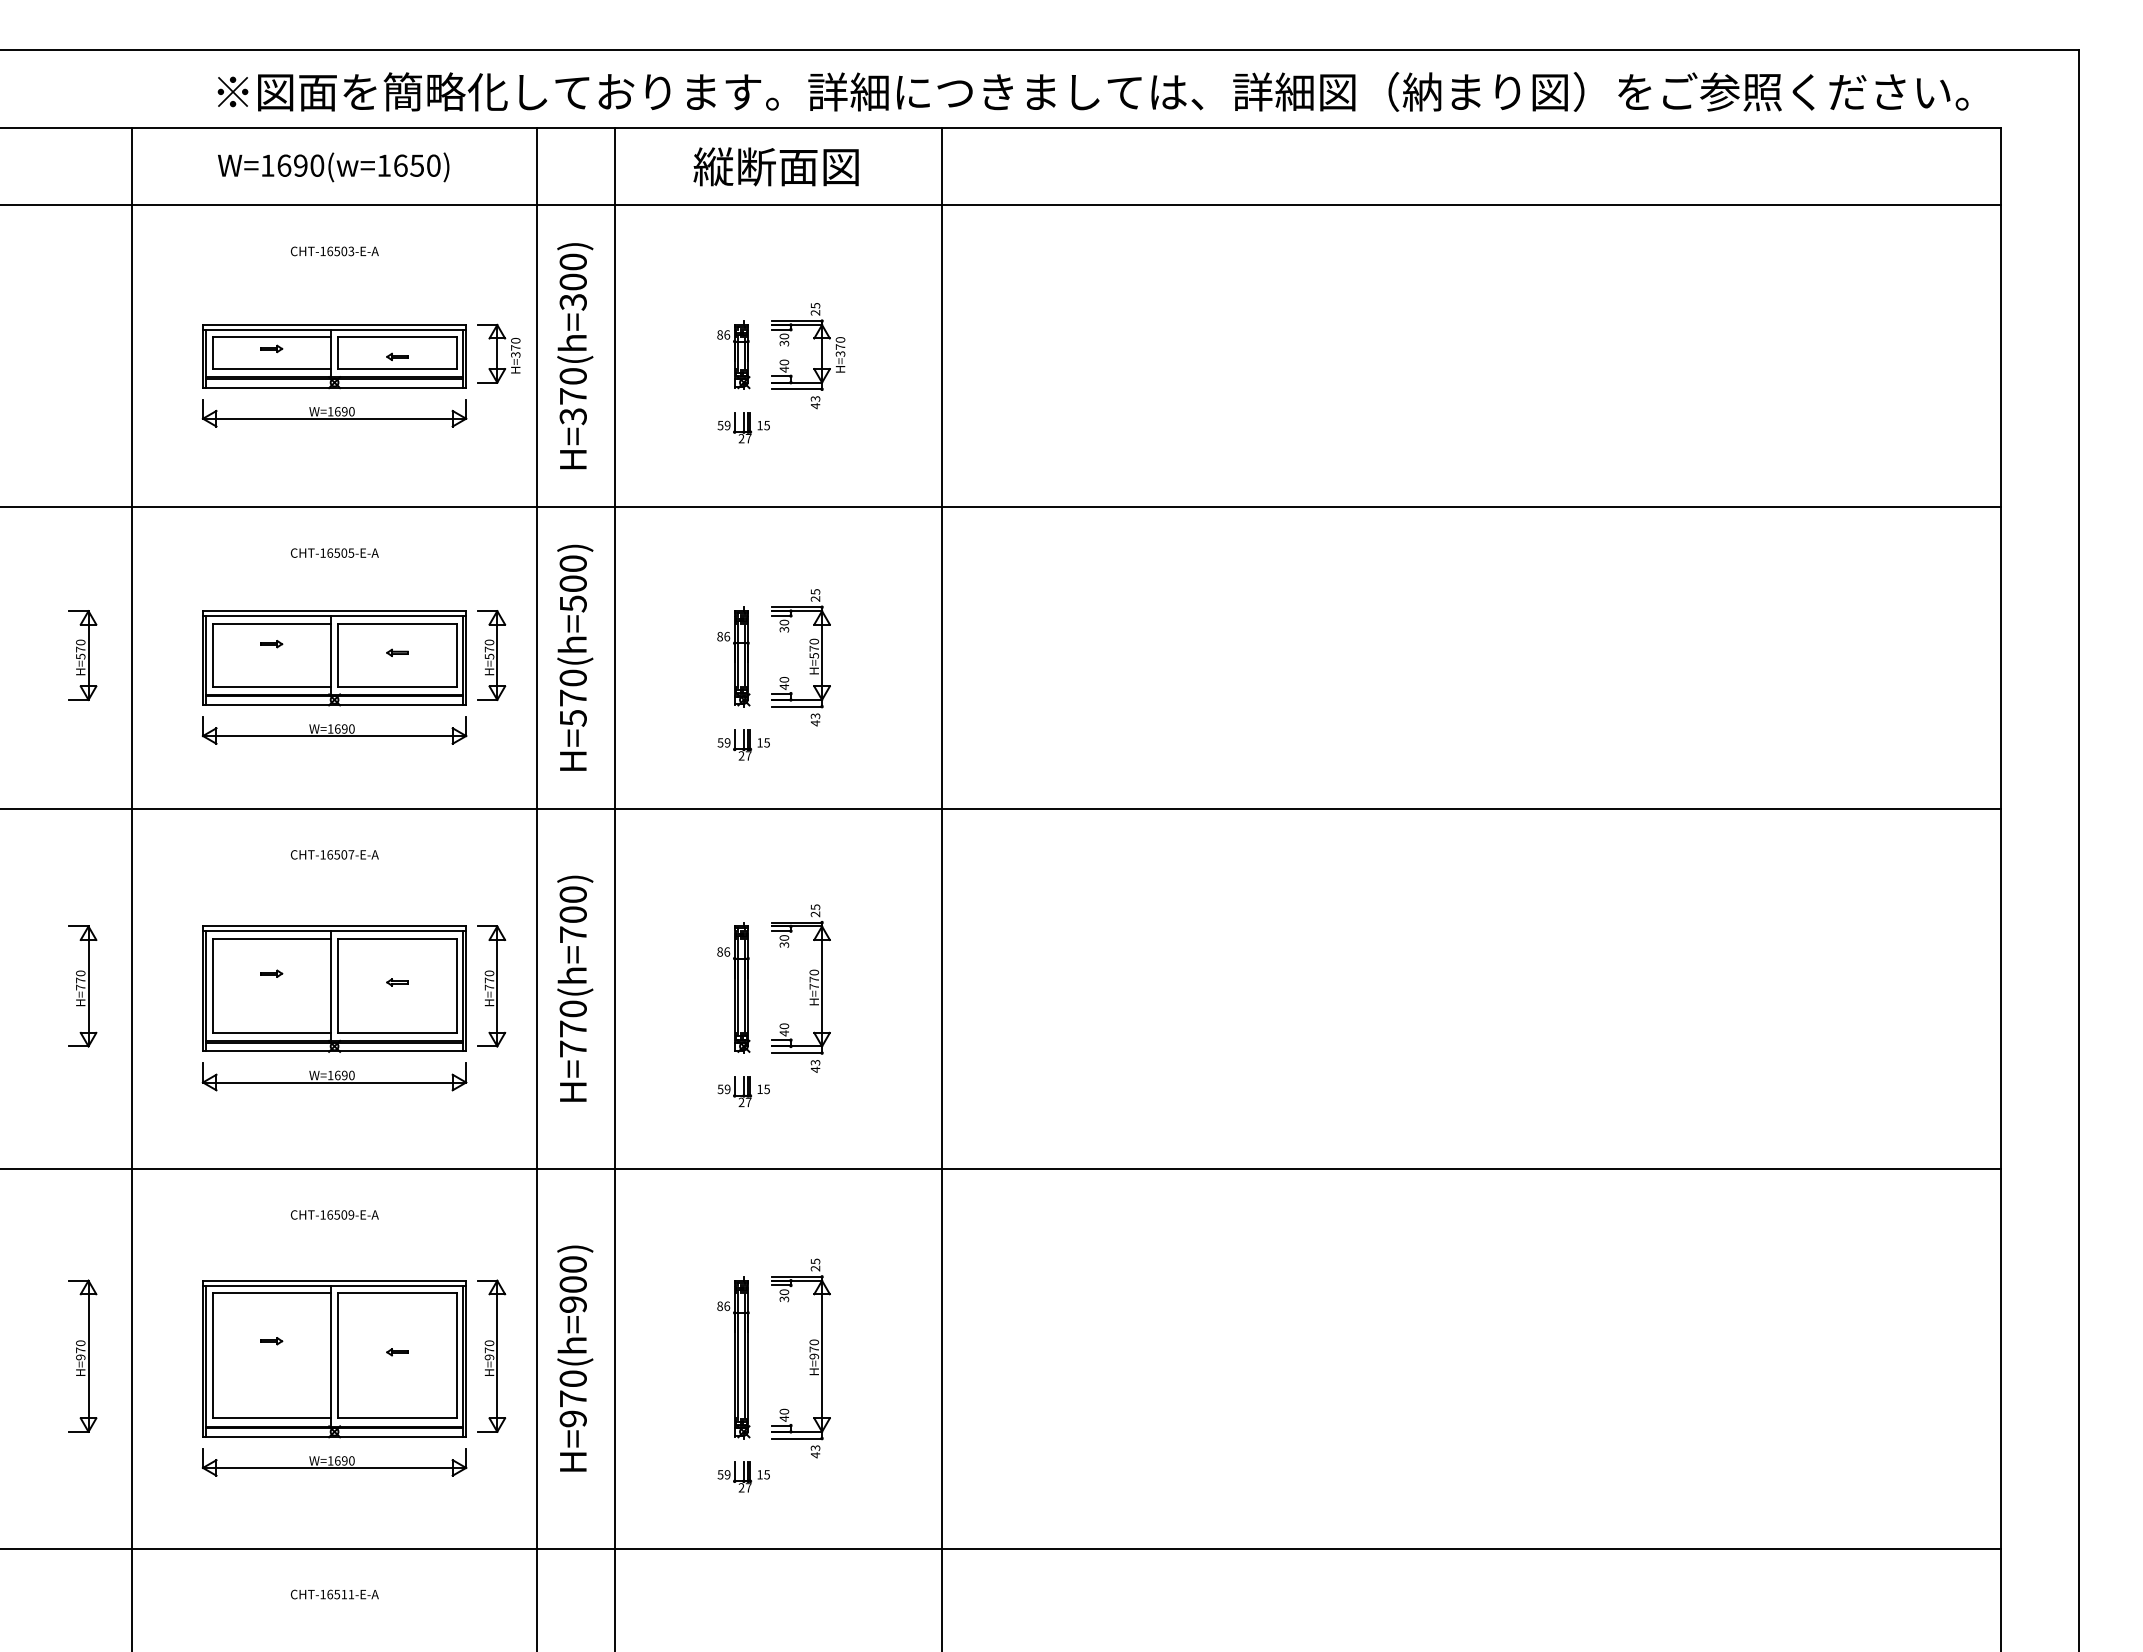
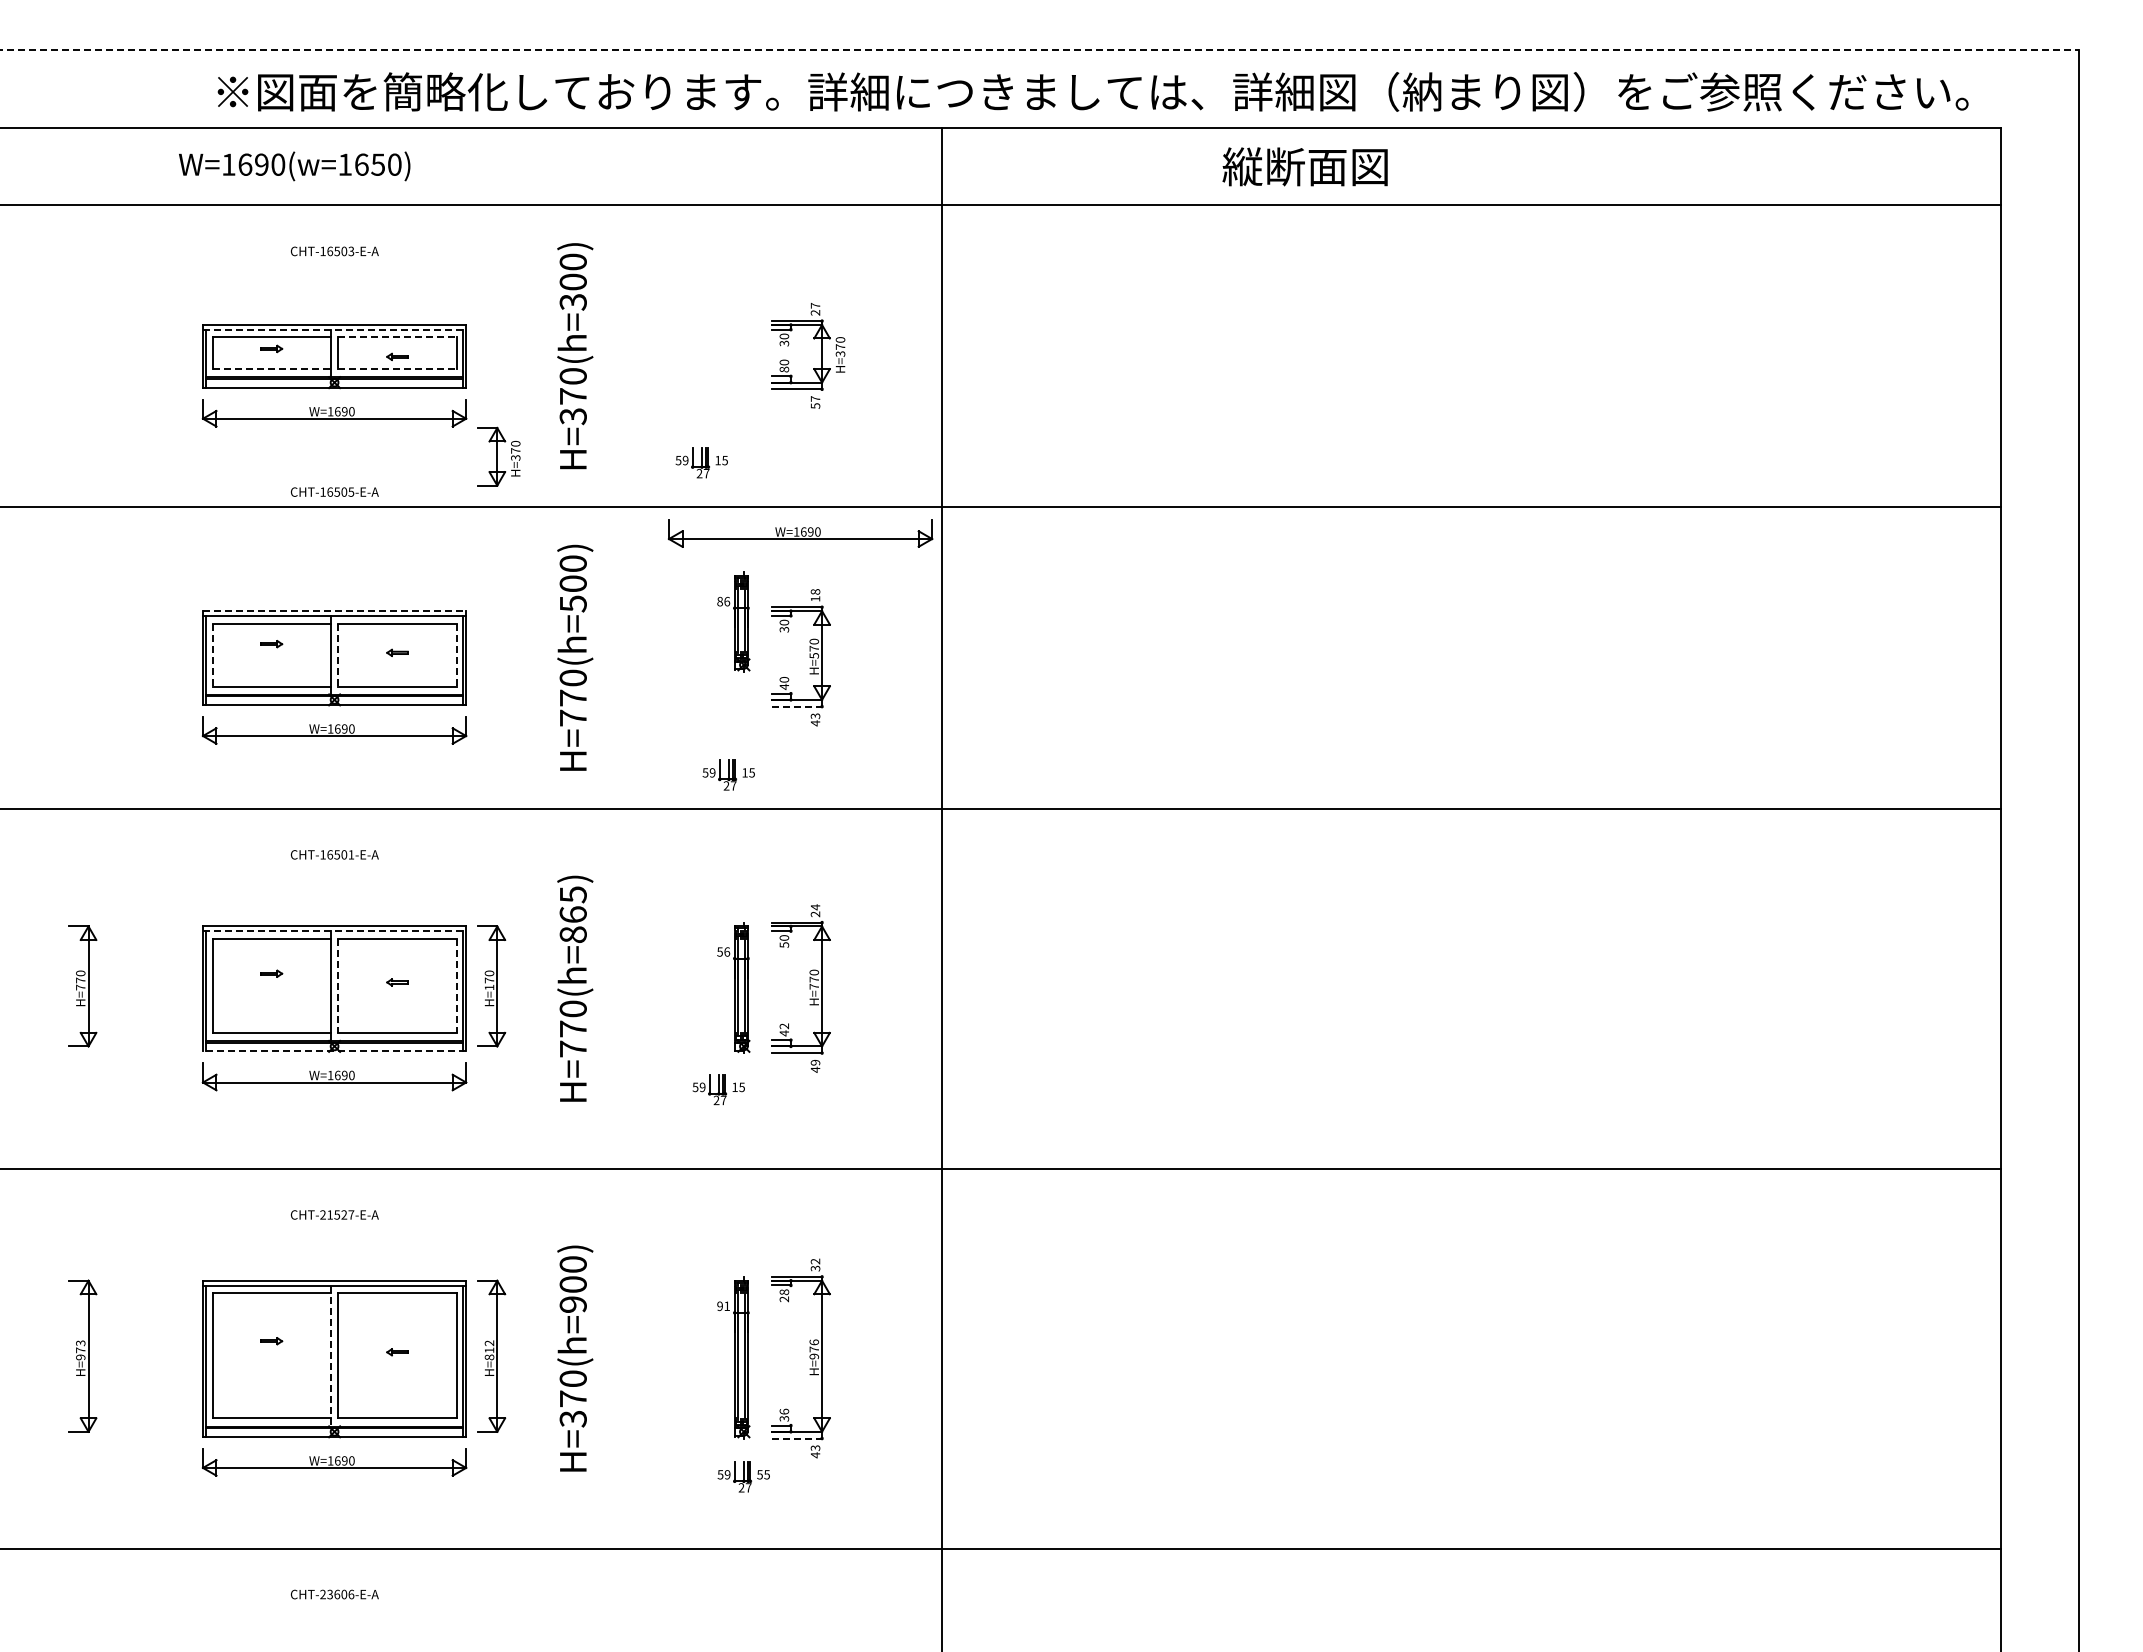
line: solid -> dashed (1039, 49)
text position: (775, 166) -> (1304, 166) (1304, 166)
text position: (333, 167) -> (294, 166) (294, 166)
text: 25 -> 27 (815, 305)
line: solid -> dashed (334, 329)
line: solid -> dashed (398, 337)
part position: (498, 353) -> (498, 456) (498, 456)
part: present -> none (733, 354)
line: solid -> dashed (272, 369)
line: solid -> dashed (398, 369)
text: 40 -> 80 (784, 369)
text: 43 -> 57 (815, 402)
part position: (743, 427) -> (701, 462) (701, 462)
part: none -> present (800, 533)
text position: (334, 552) -> (334, 491) (334, 491)
text: 25 -> 18 (815, 595)
line: solid -> dashed (334, 611)
part: present -> none (82, 655)
line: solid -> dashed (212, 655)
line: solid -> dashed (338, 655)
line: solid -> dashed (456, 655)
part: present -> none (491, 655)
part position: (733, 656) -> (733, 621) (733, 621)
line: solid -> dashed (797, 706)
text: H=570(h=500) -> H=770(h=500) (573, 717)
part position: (743, 744) -> (728, 774) (728, 774)
text: CHT-16507-E-A -> CHT-16501-E-A (351, 854)
line: present -> none (132, 887)
line: present -> none (537, 887)
line: present -> none (614, 887)
text: 25 -> 24 (815, 907)
text: H=770(h=700) -> H=770(h=865) (572, 914)
line: solid -> dashed (334, 931)
text: 30 -> 50 (783, 944)
text: 86 -> 56 (719, 951)
line: solid -> dashed (338, 986)
line: solid -> dashed (456, 986)
text: H=770 -> H=170 (489, 987)
text: 40 -> 42 (784, 1026)
line: solid -> dashed (334, 1051)
text: 43 -> 49 (815, 1062)
part position: (743, 1091) -> (718, 1089) (718, 1089)
text: CHT-16509-E-A -> CHT-21527-E-A (337, 1214)
text: 25 -> 32 (815, 1264)
text: 30 -> 28 (784, 1295)
text: 86 -> 91 (723, 1306)
text: H=970 -> H=976 (813, 1342)
text: H=970 -> H=973 (80, 1343)
text: H=970 -> H=812 (489, 1350)
line: solid -> dashed (330, 1356)
text: 40 -> 36 (784, 1414)
text: H=970(h=900) -> H=370(h=900) (572, 1418)
line: solid -> dashed (797, 1438)
text: 15 -> 55 (759, 1474)
text: CHT-16511-E-A -> CHT-23606-E-A (337, 1594)
